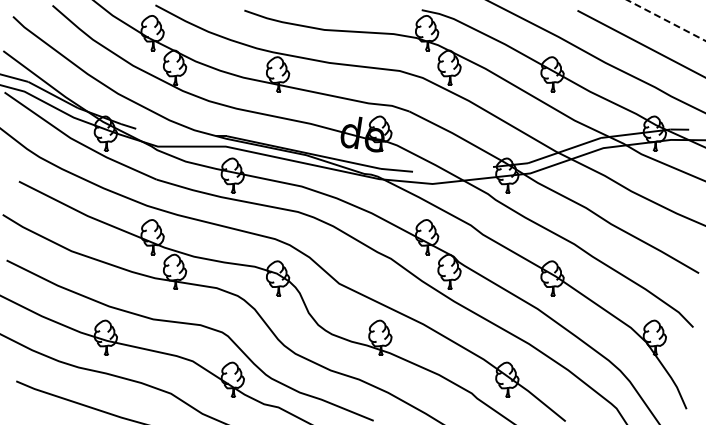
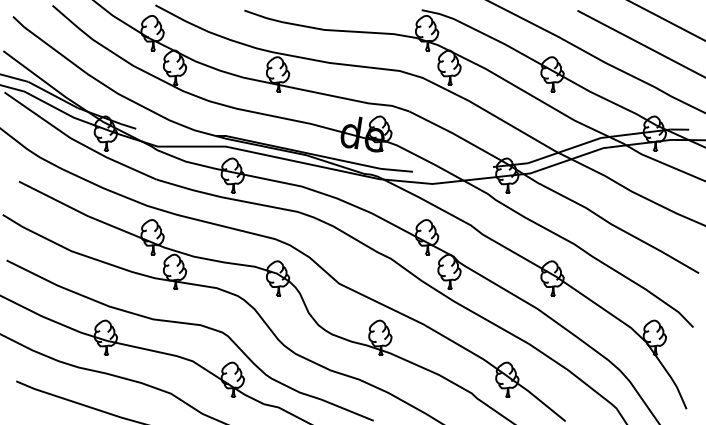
line: dashed -> solid (666, 20)
